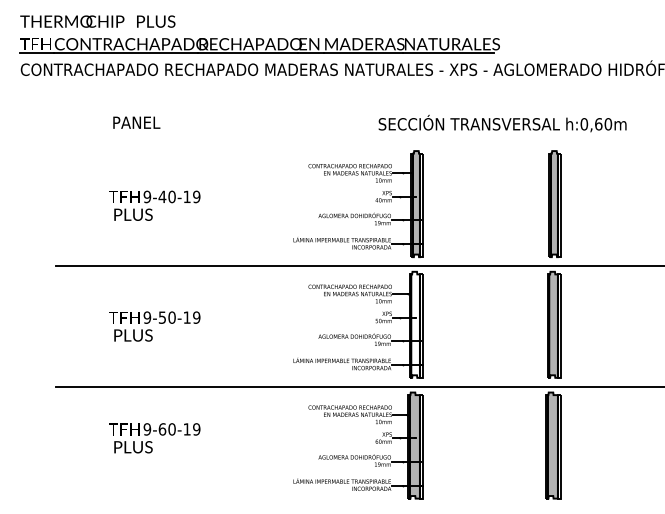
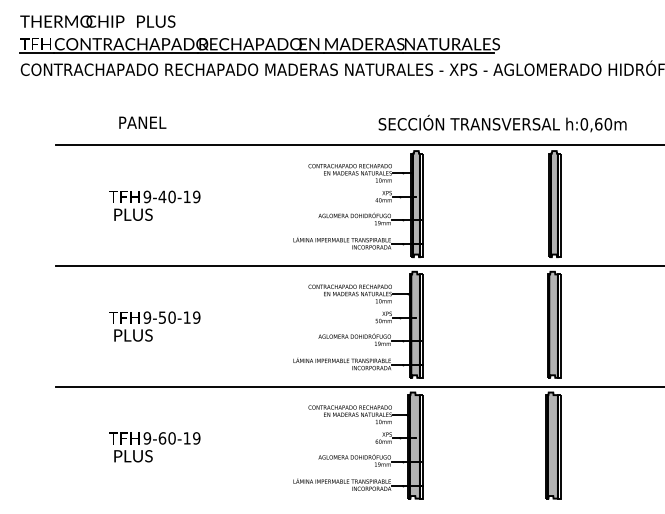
text position: (136, 122) -> (142, 122) (142, 122)
line: none -> present (358, 145)
fill: none -> present (415, 324)
text position: (154, 438) -> (154, 447) (154, 447)
